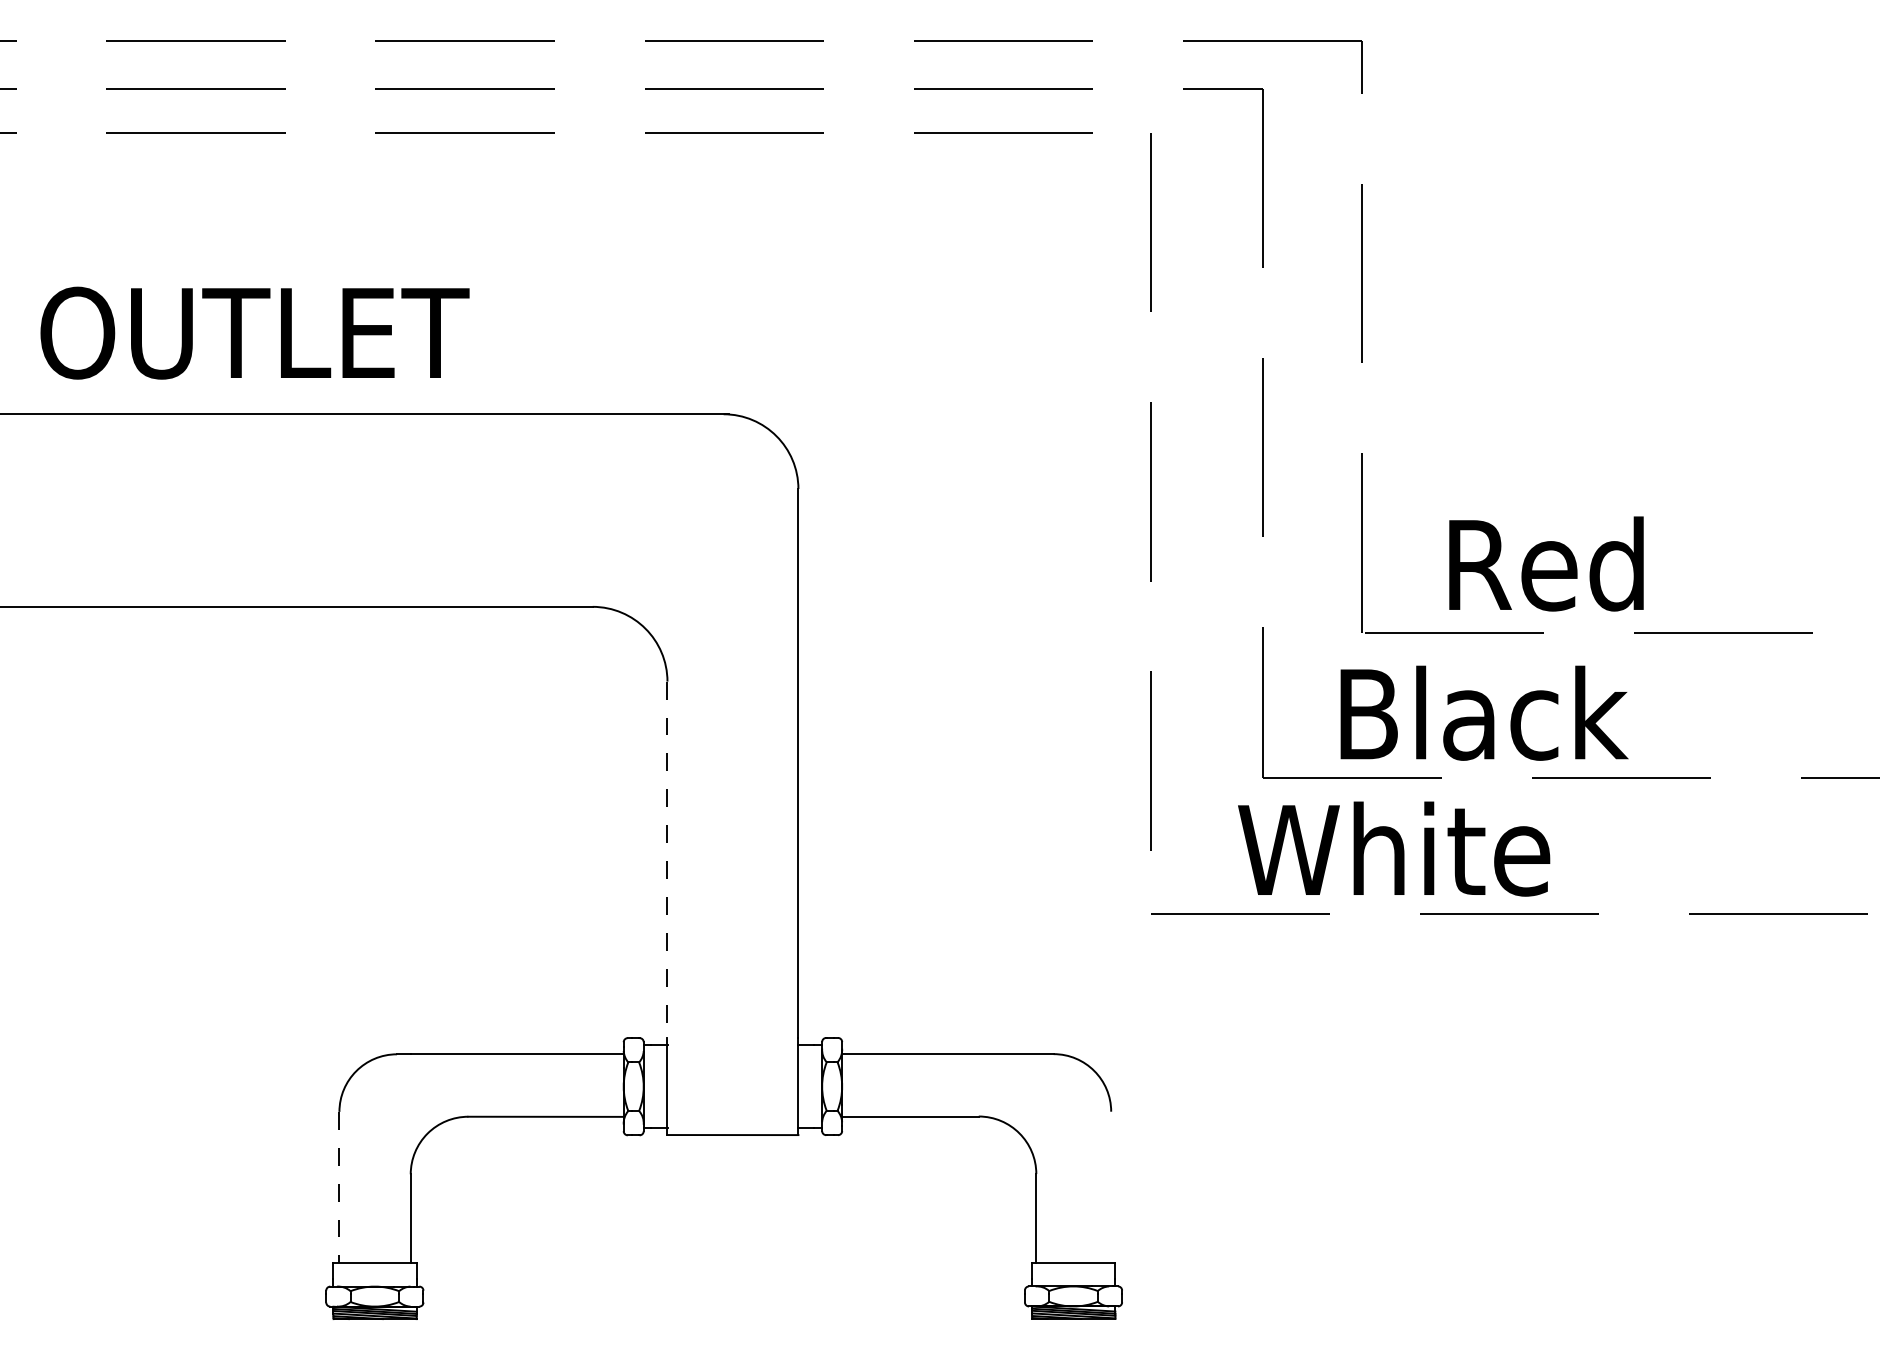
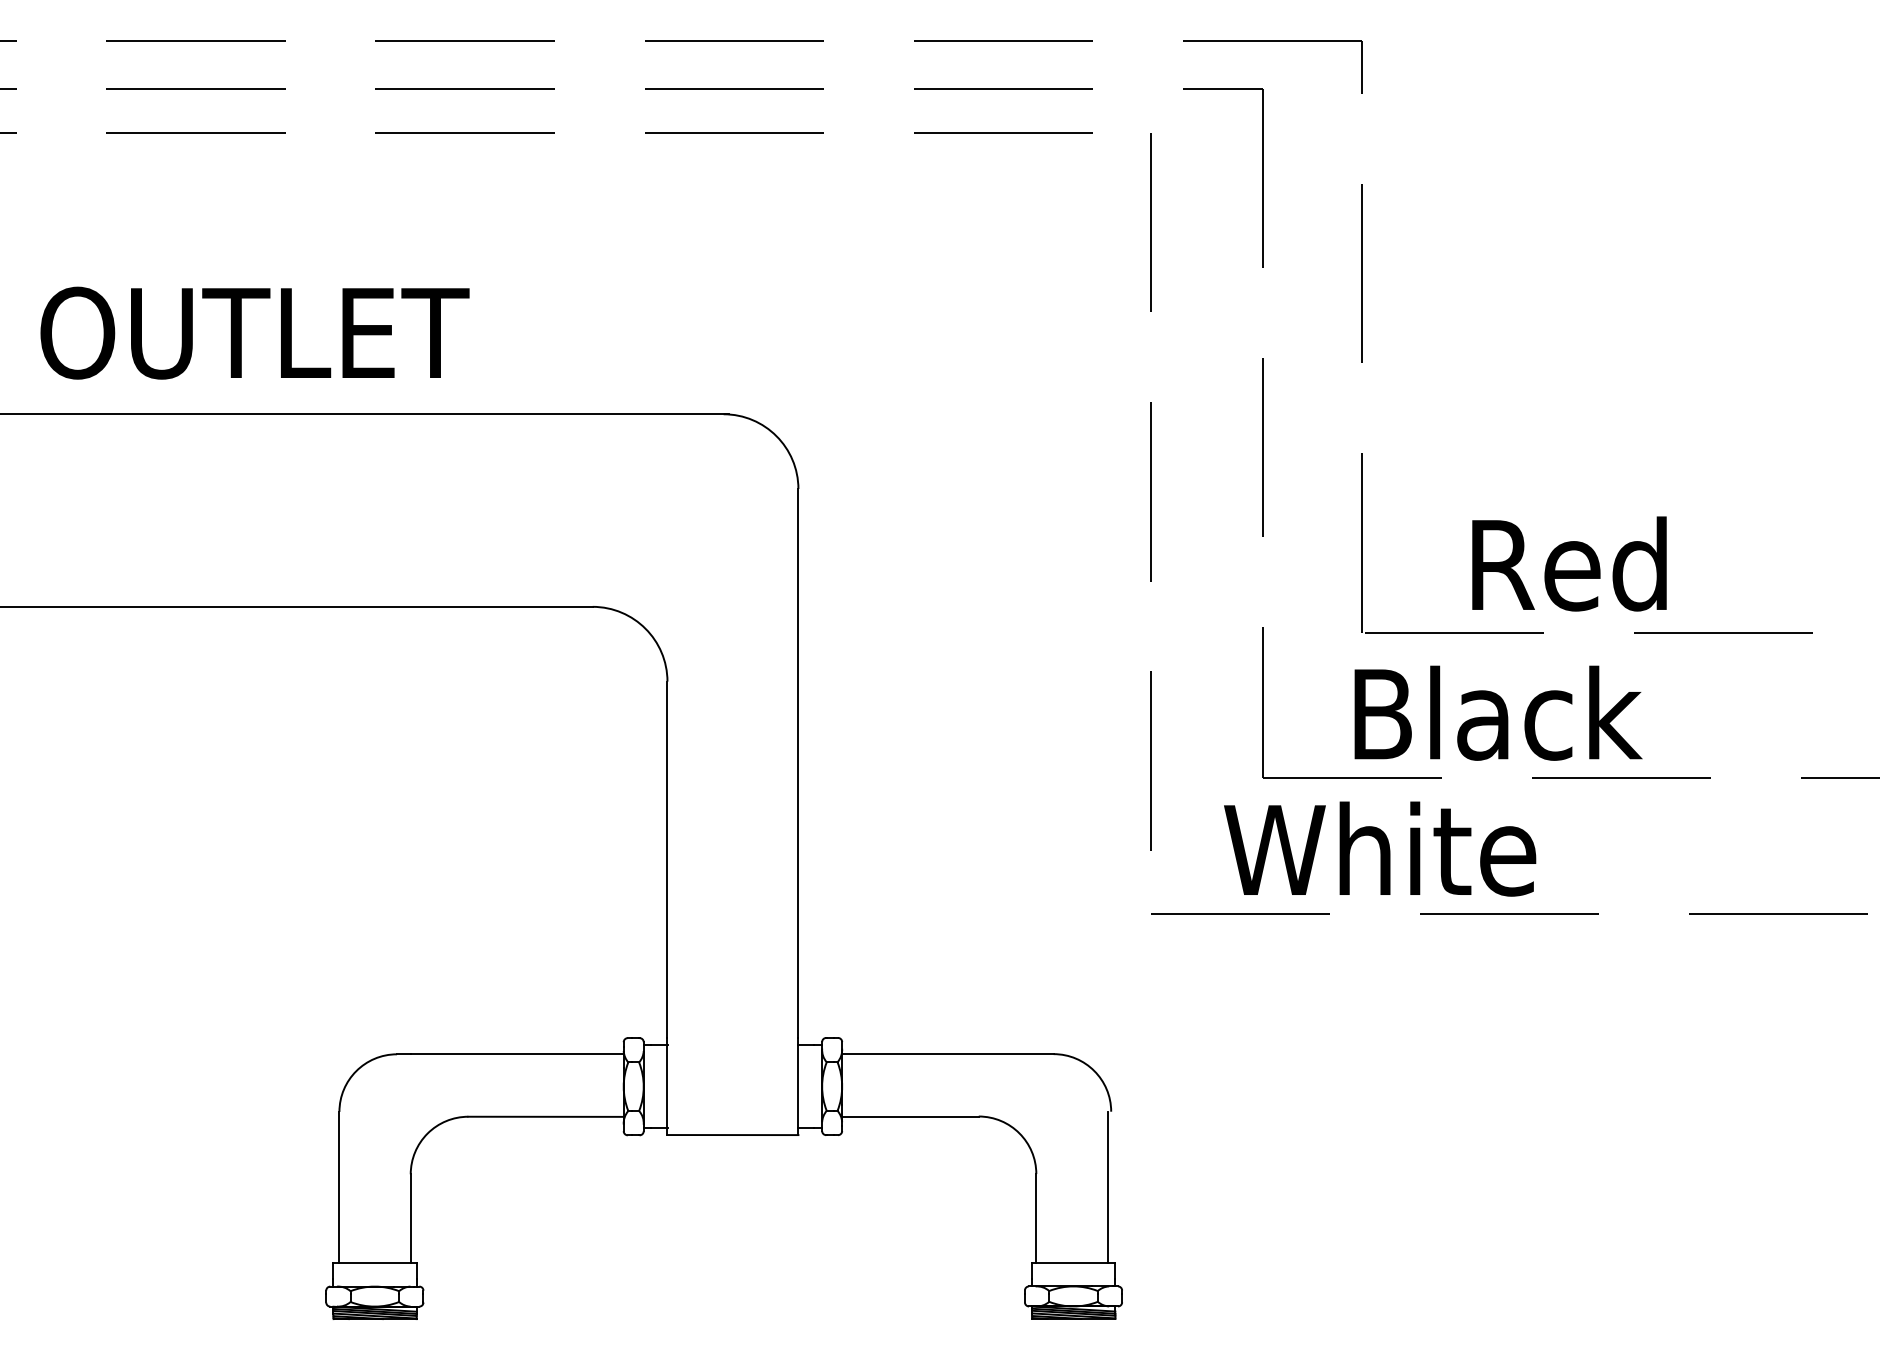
text position: (1546, 563) -> (1569, 563) (1569, 563)
text position: (1484, 712) -> (1498, 712) (1498, 712)
text position: (1394, 848) -> (1380, 848) (1380, 848)
line: dashed -> solid (667, 860)
line: none -> present (1108, 1186)
line: dashed -> solid (339, 1187)
